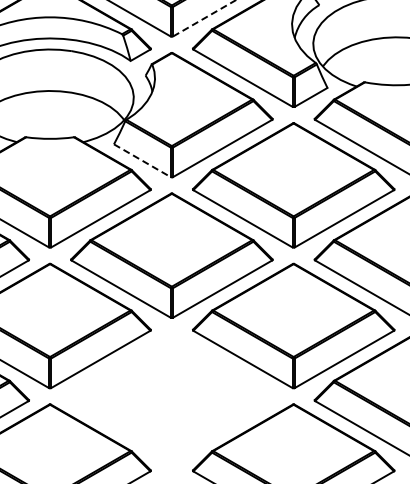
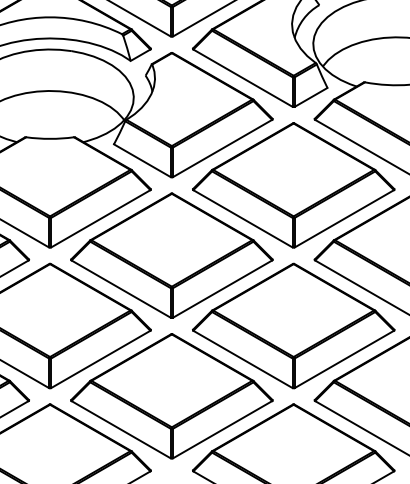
line: dashed -> solid (204, 18)
line: dashed -> solid (142, 160)
part: none -> present (171, 396)
